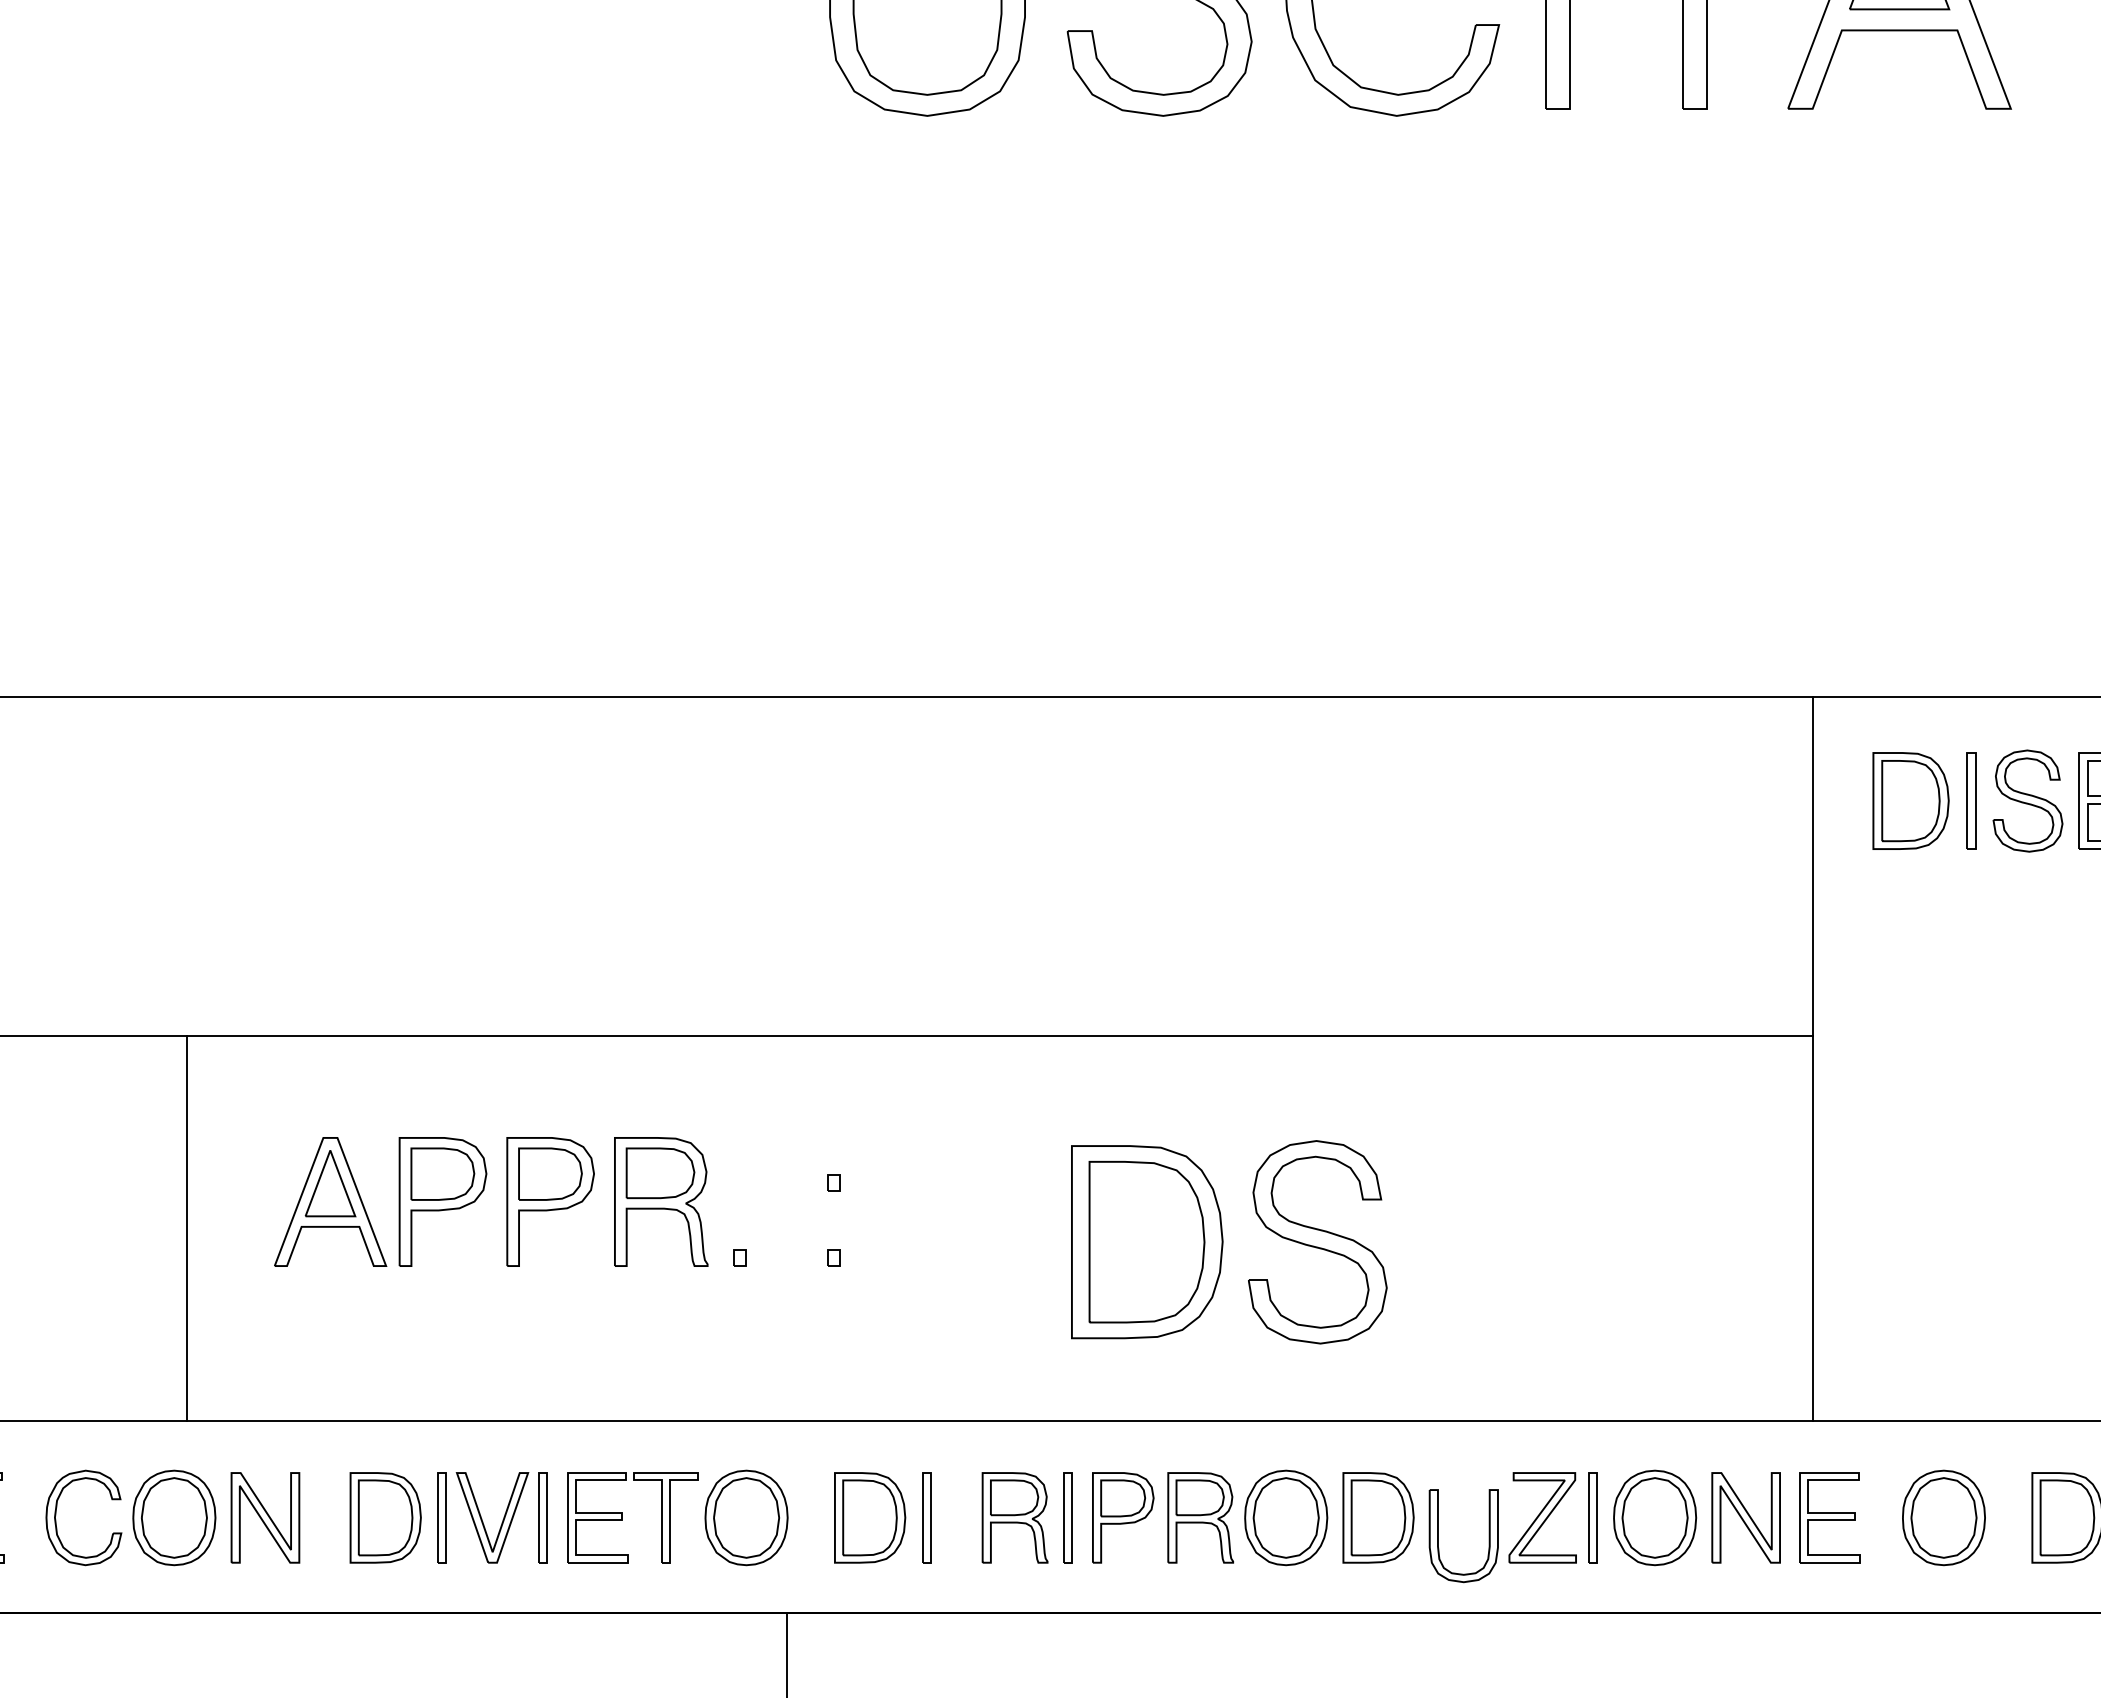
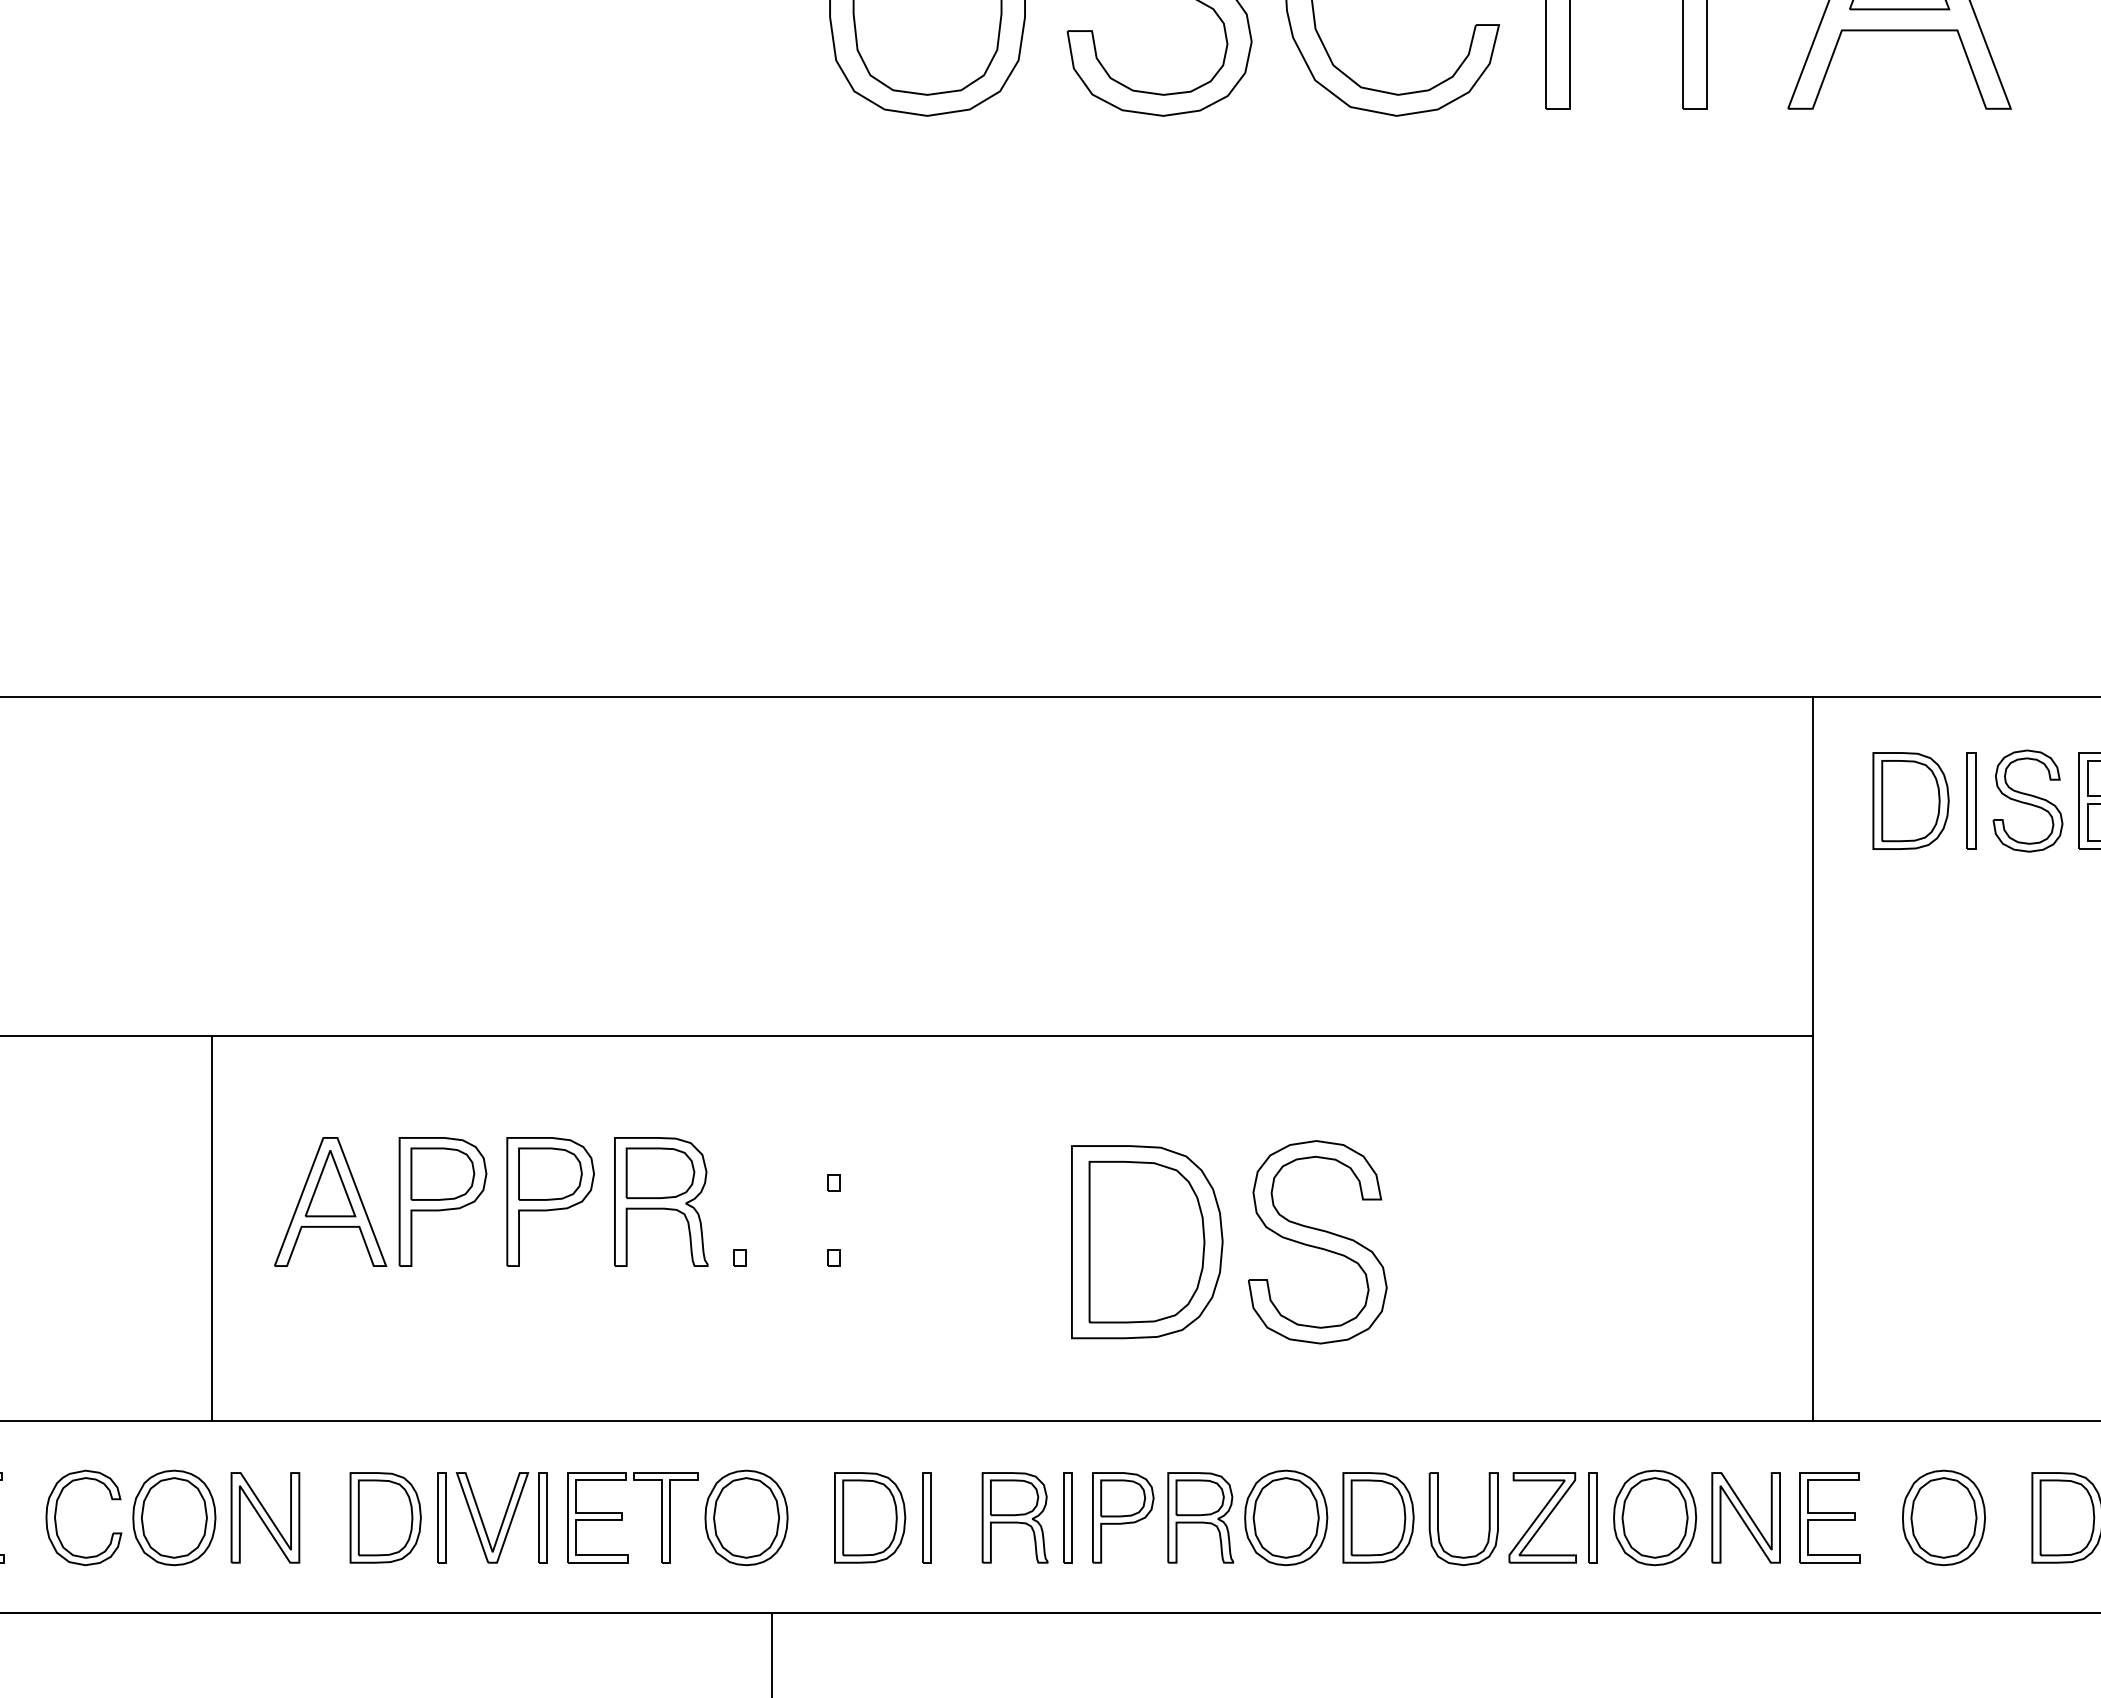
line position: (186, 1228) -> (211, 1228) (211, 1228)
part position: (1438, 1536) -> (1438, 1519) (1438, 1519)
line position: (787, 1653) -> (772, 1653) (772, 1653)
